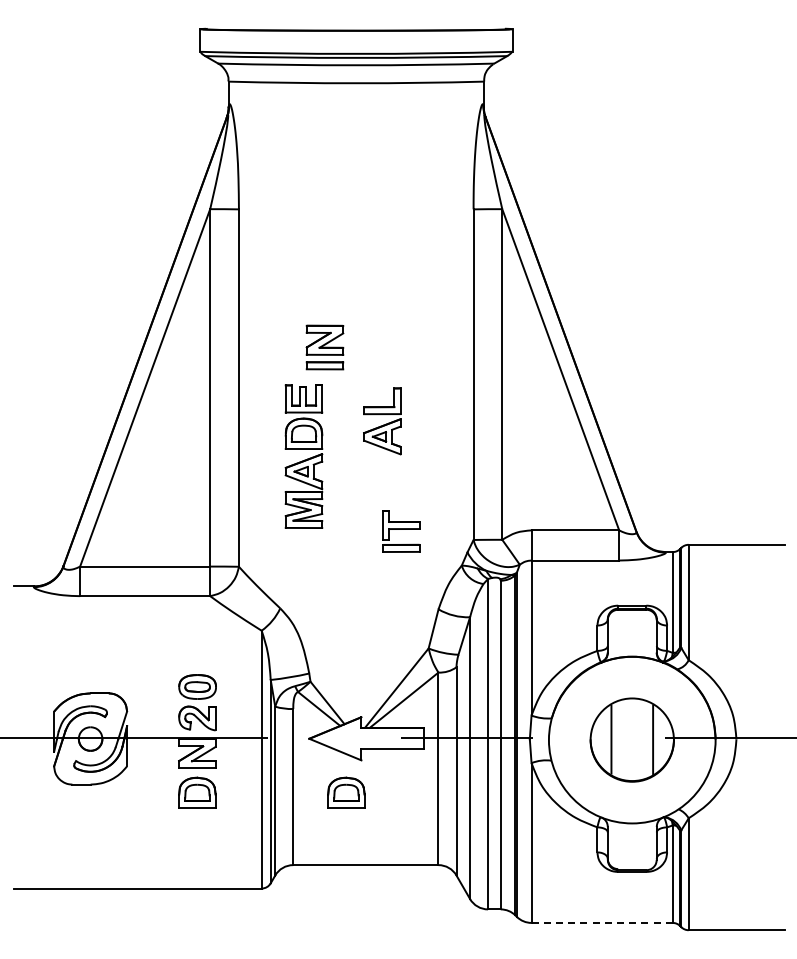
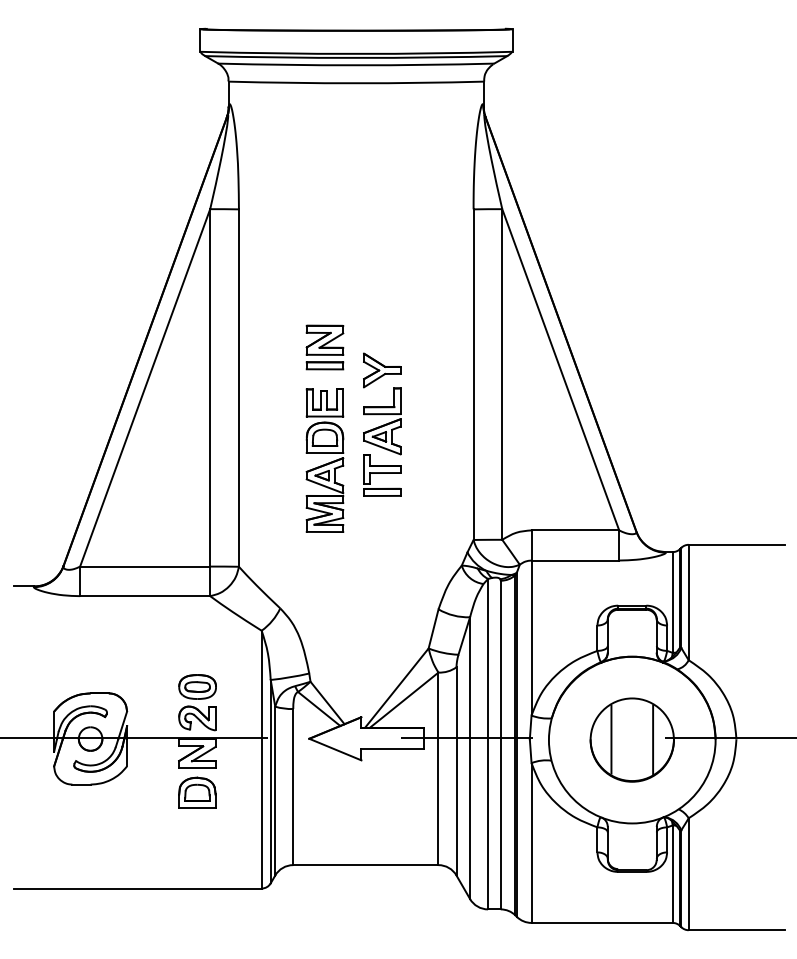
part: none -> present (382, 370)
part position: (303, 456) -> (324, 460) (324, 460)
part position: (401, 531) -> (382, 475) (382, 475)
part: present -> none (346, 792)
line: dashed -> solid (602, 922)
